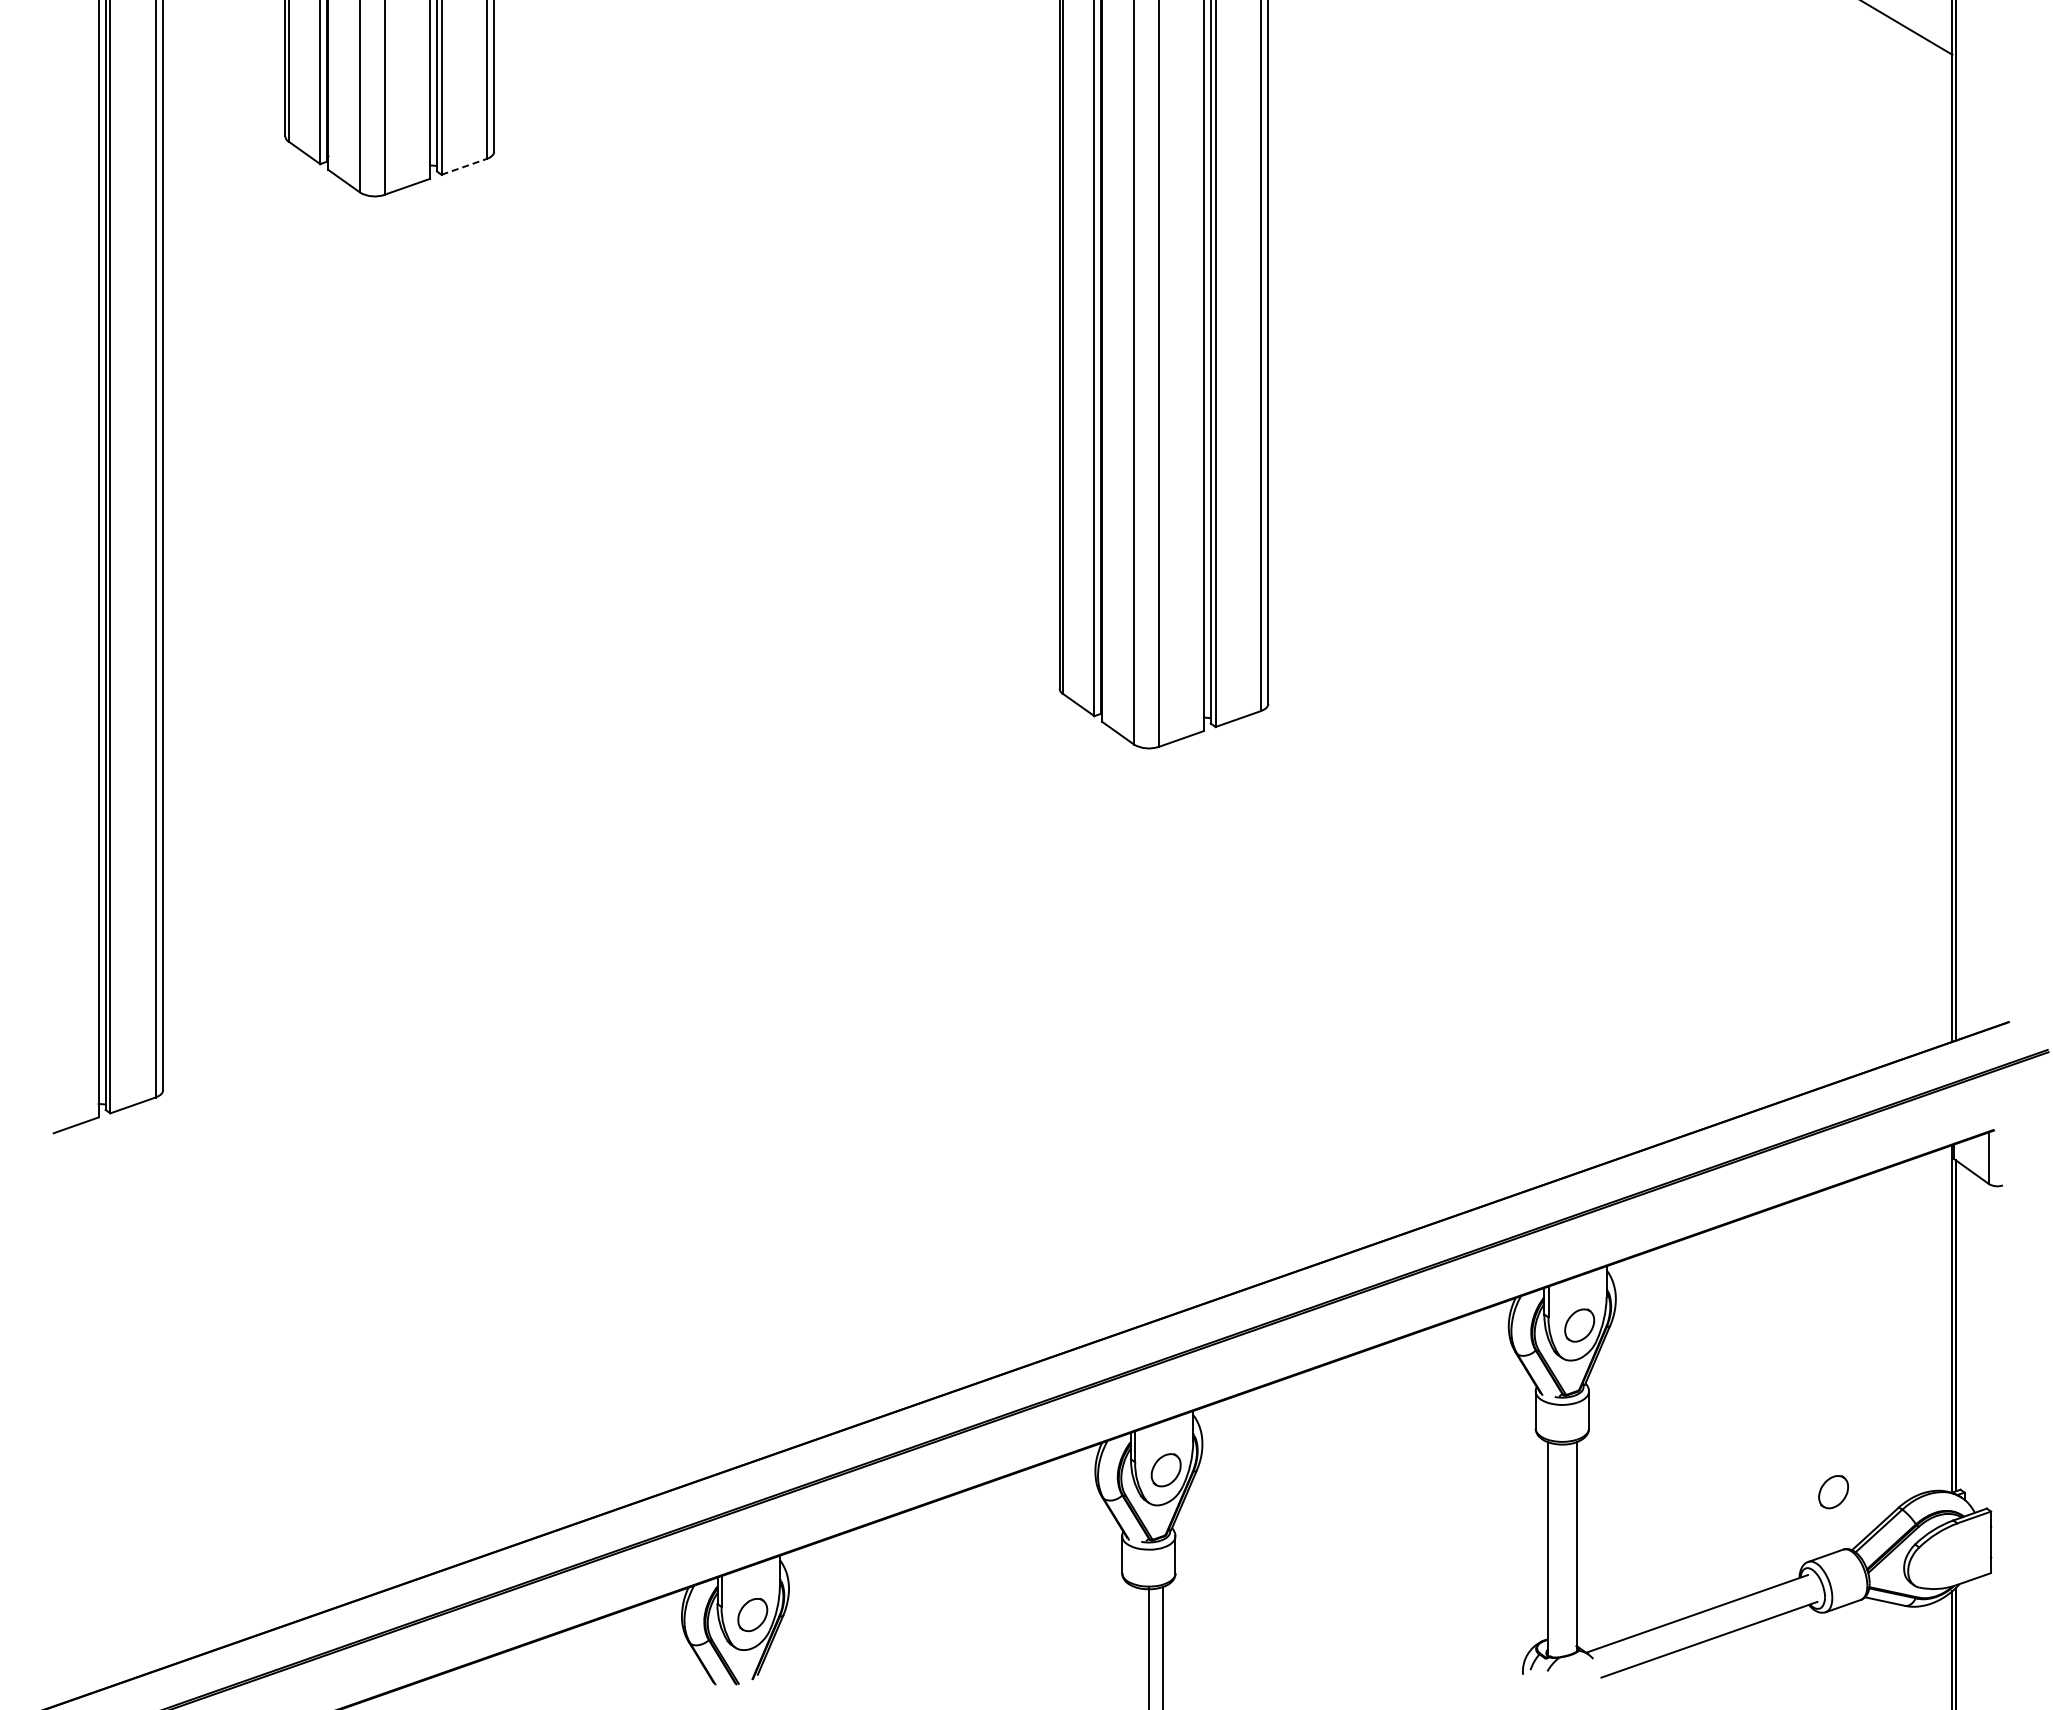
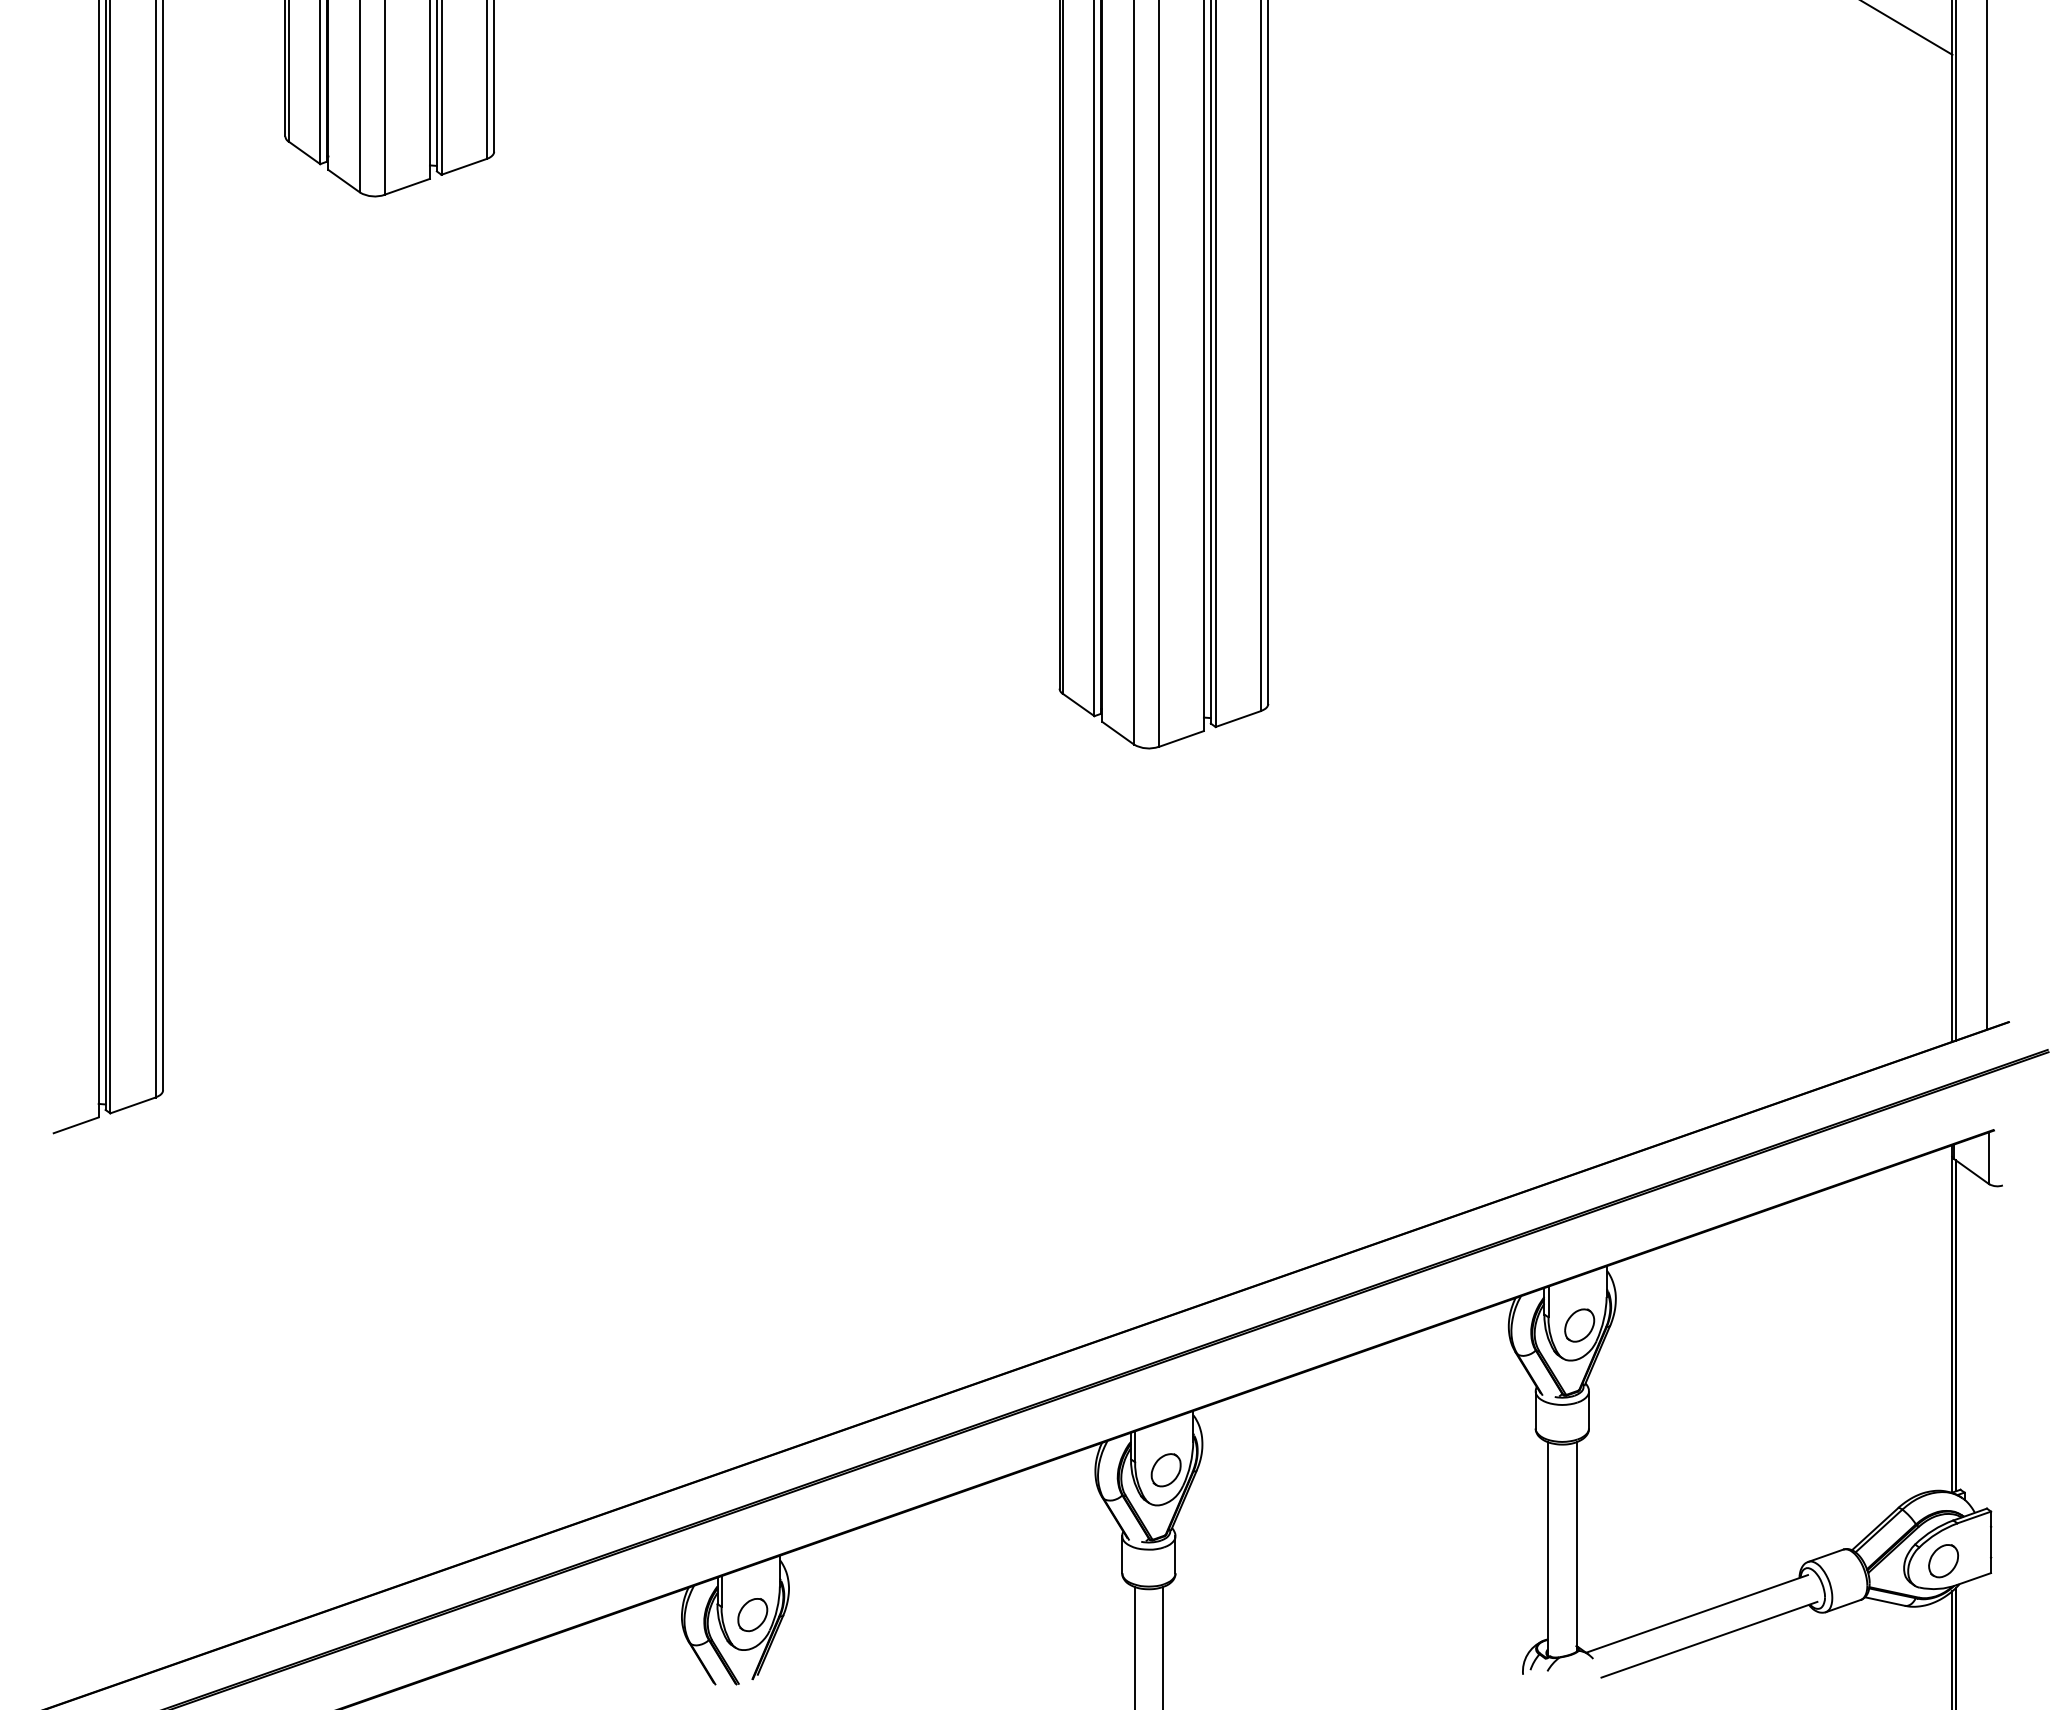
line: dashed -> solid (464, 166)
line: none -> present (1987, 515)
part position: (1833, 1492) -> (1943, 1561) (1943, 1561)
line position: (1148, 1646) -> (1134, 1646) (1134, 1646)
